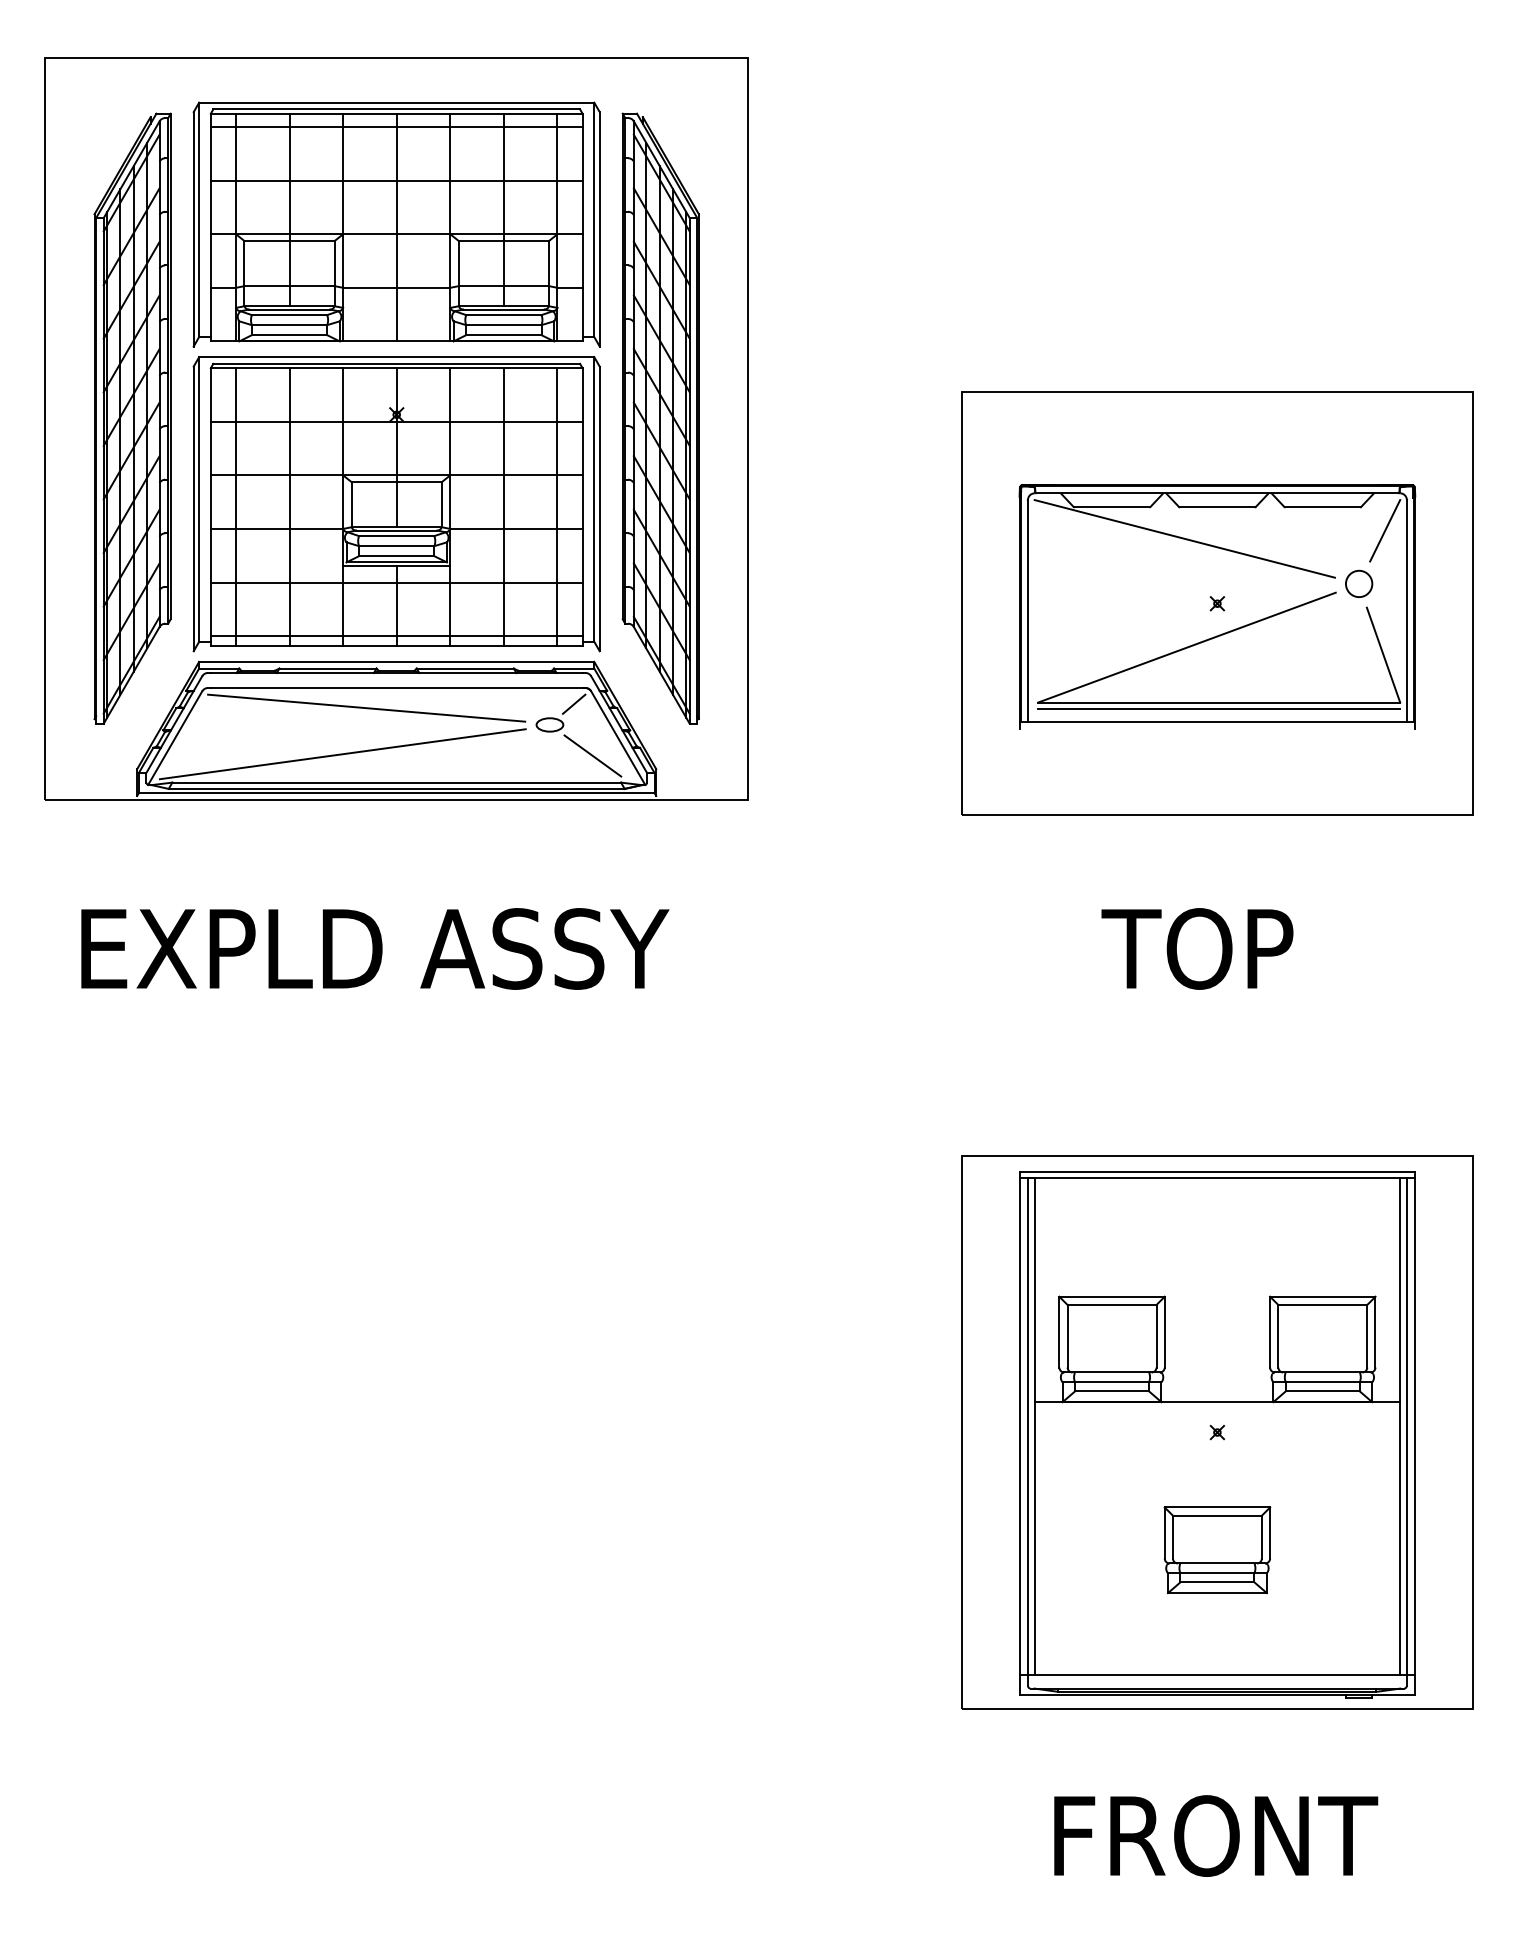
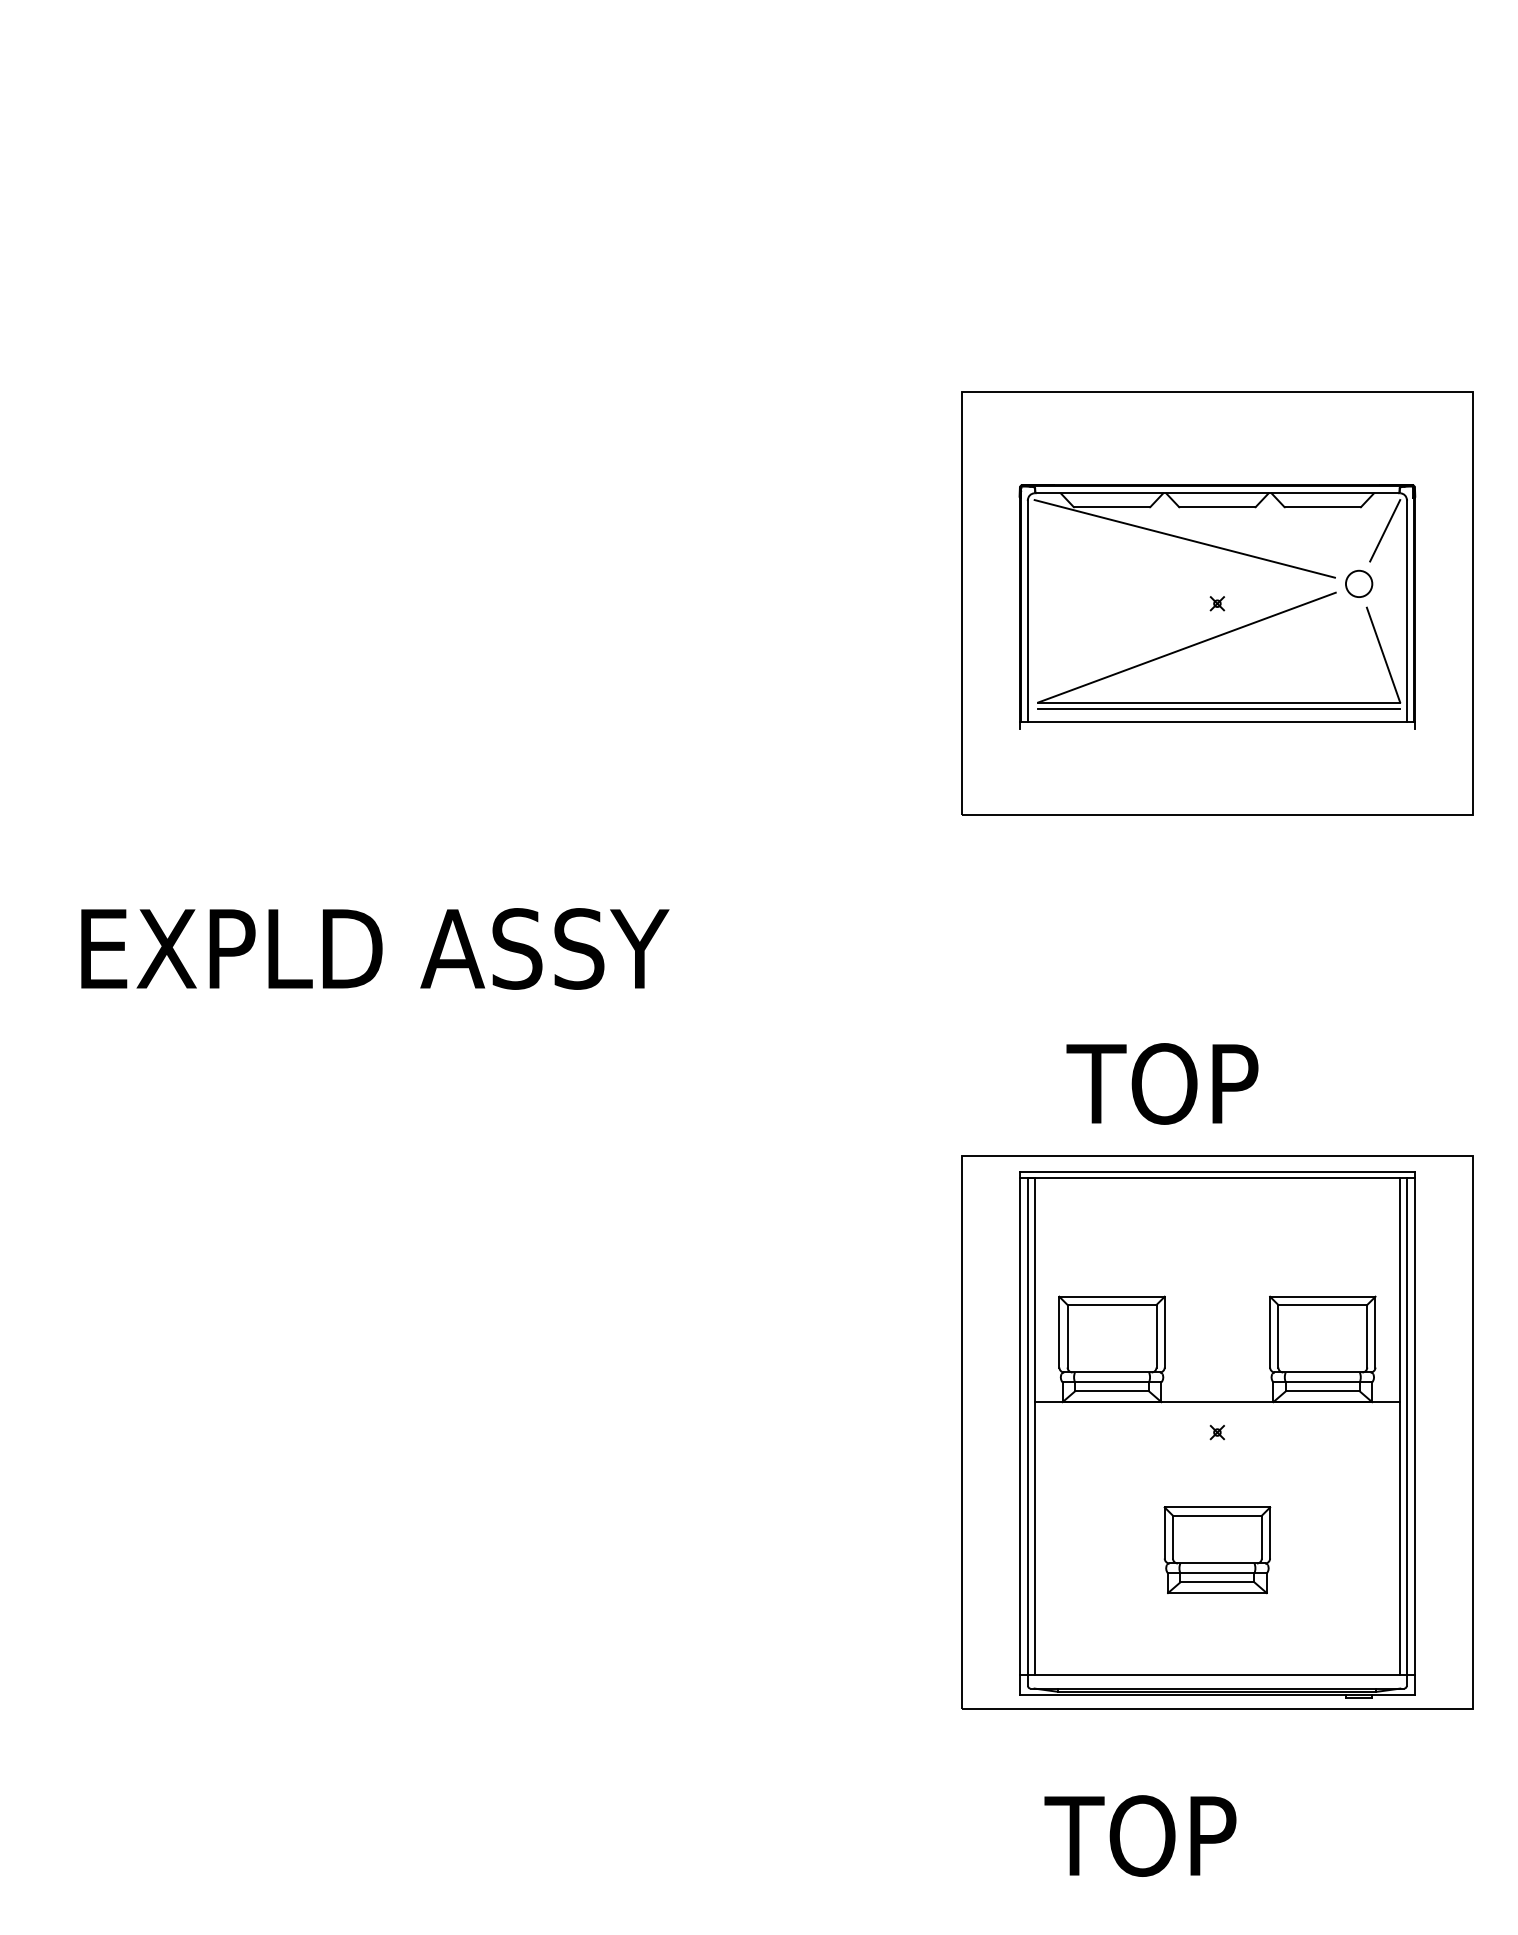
part: present -> none (396, 428)
text position: (1197, 948) -> (1162, 1083) (1162, 1083)
text: FRONT -> TOP (1211, 1835)
